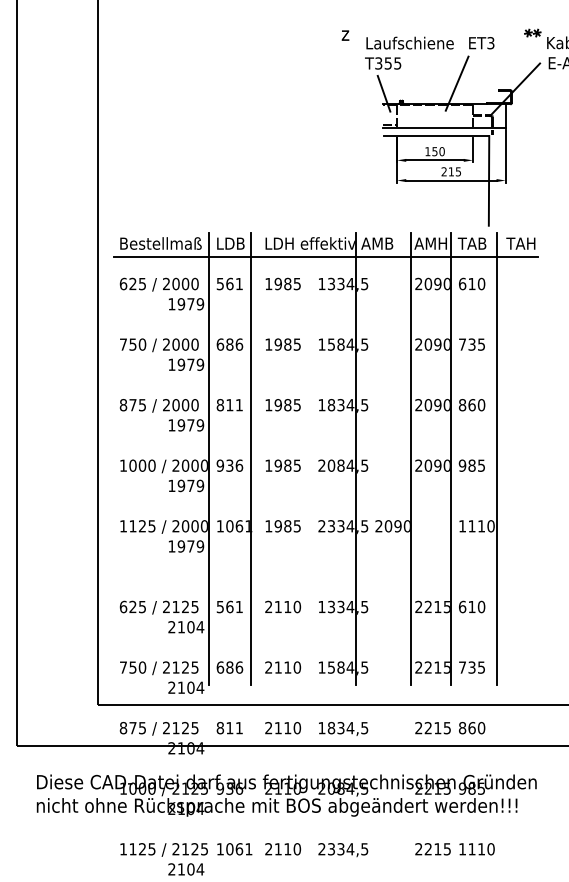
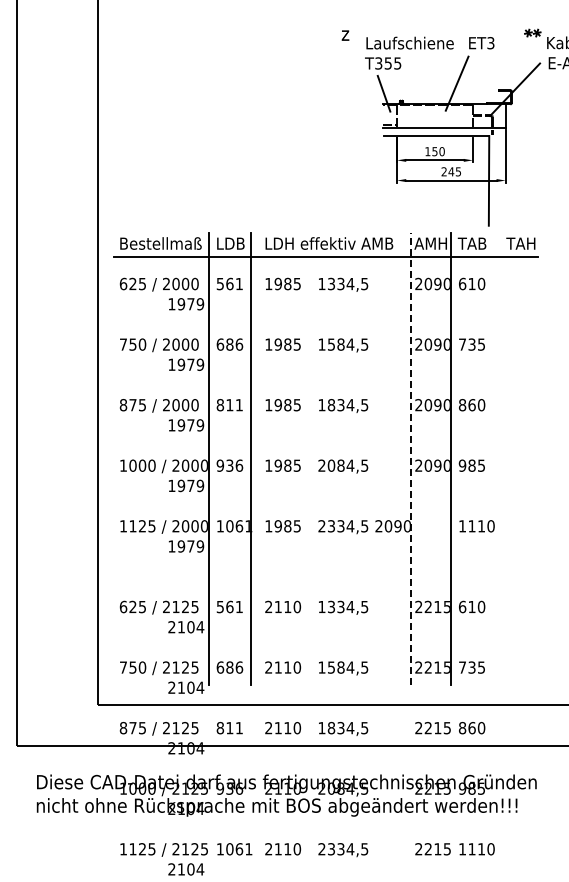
text: 215 -> 245 (451, 171)
line: solid -> dashed (410, 458)
line: present -> none (356, 459)
line: present -> none (497, 459)
